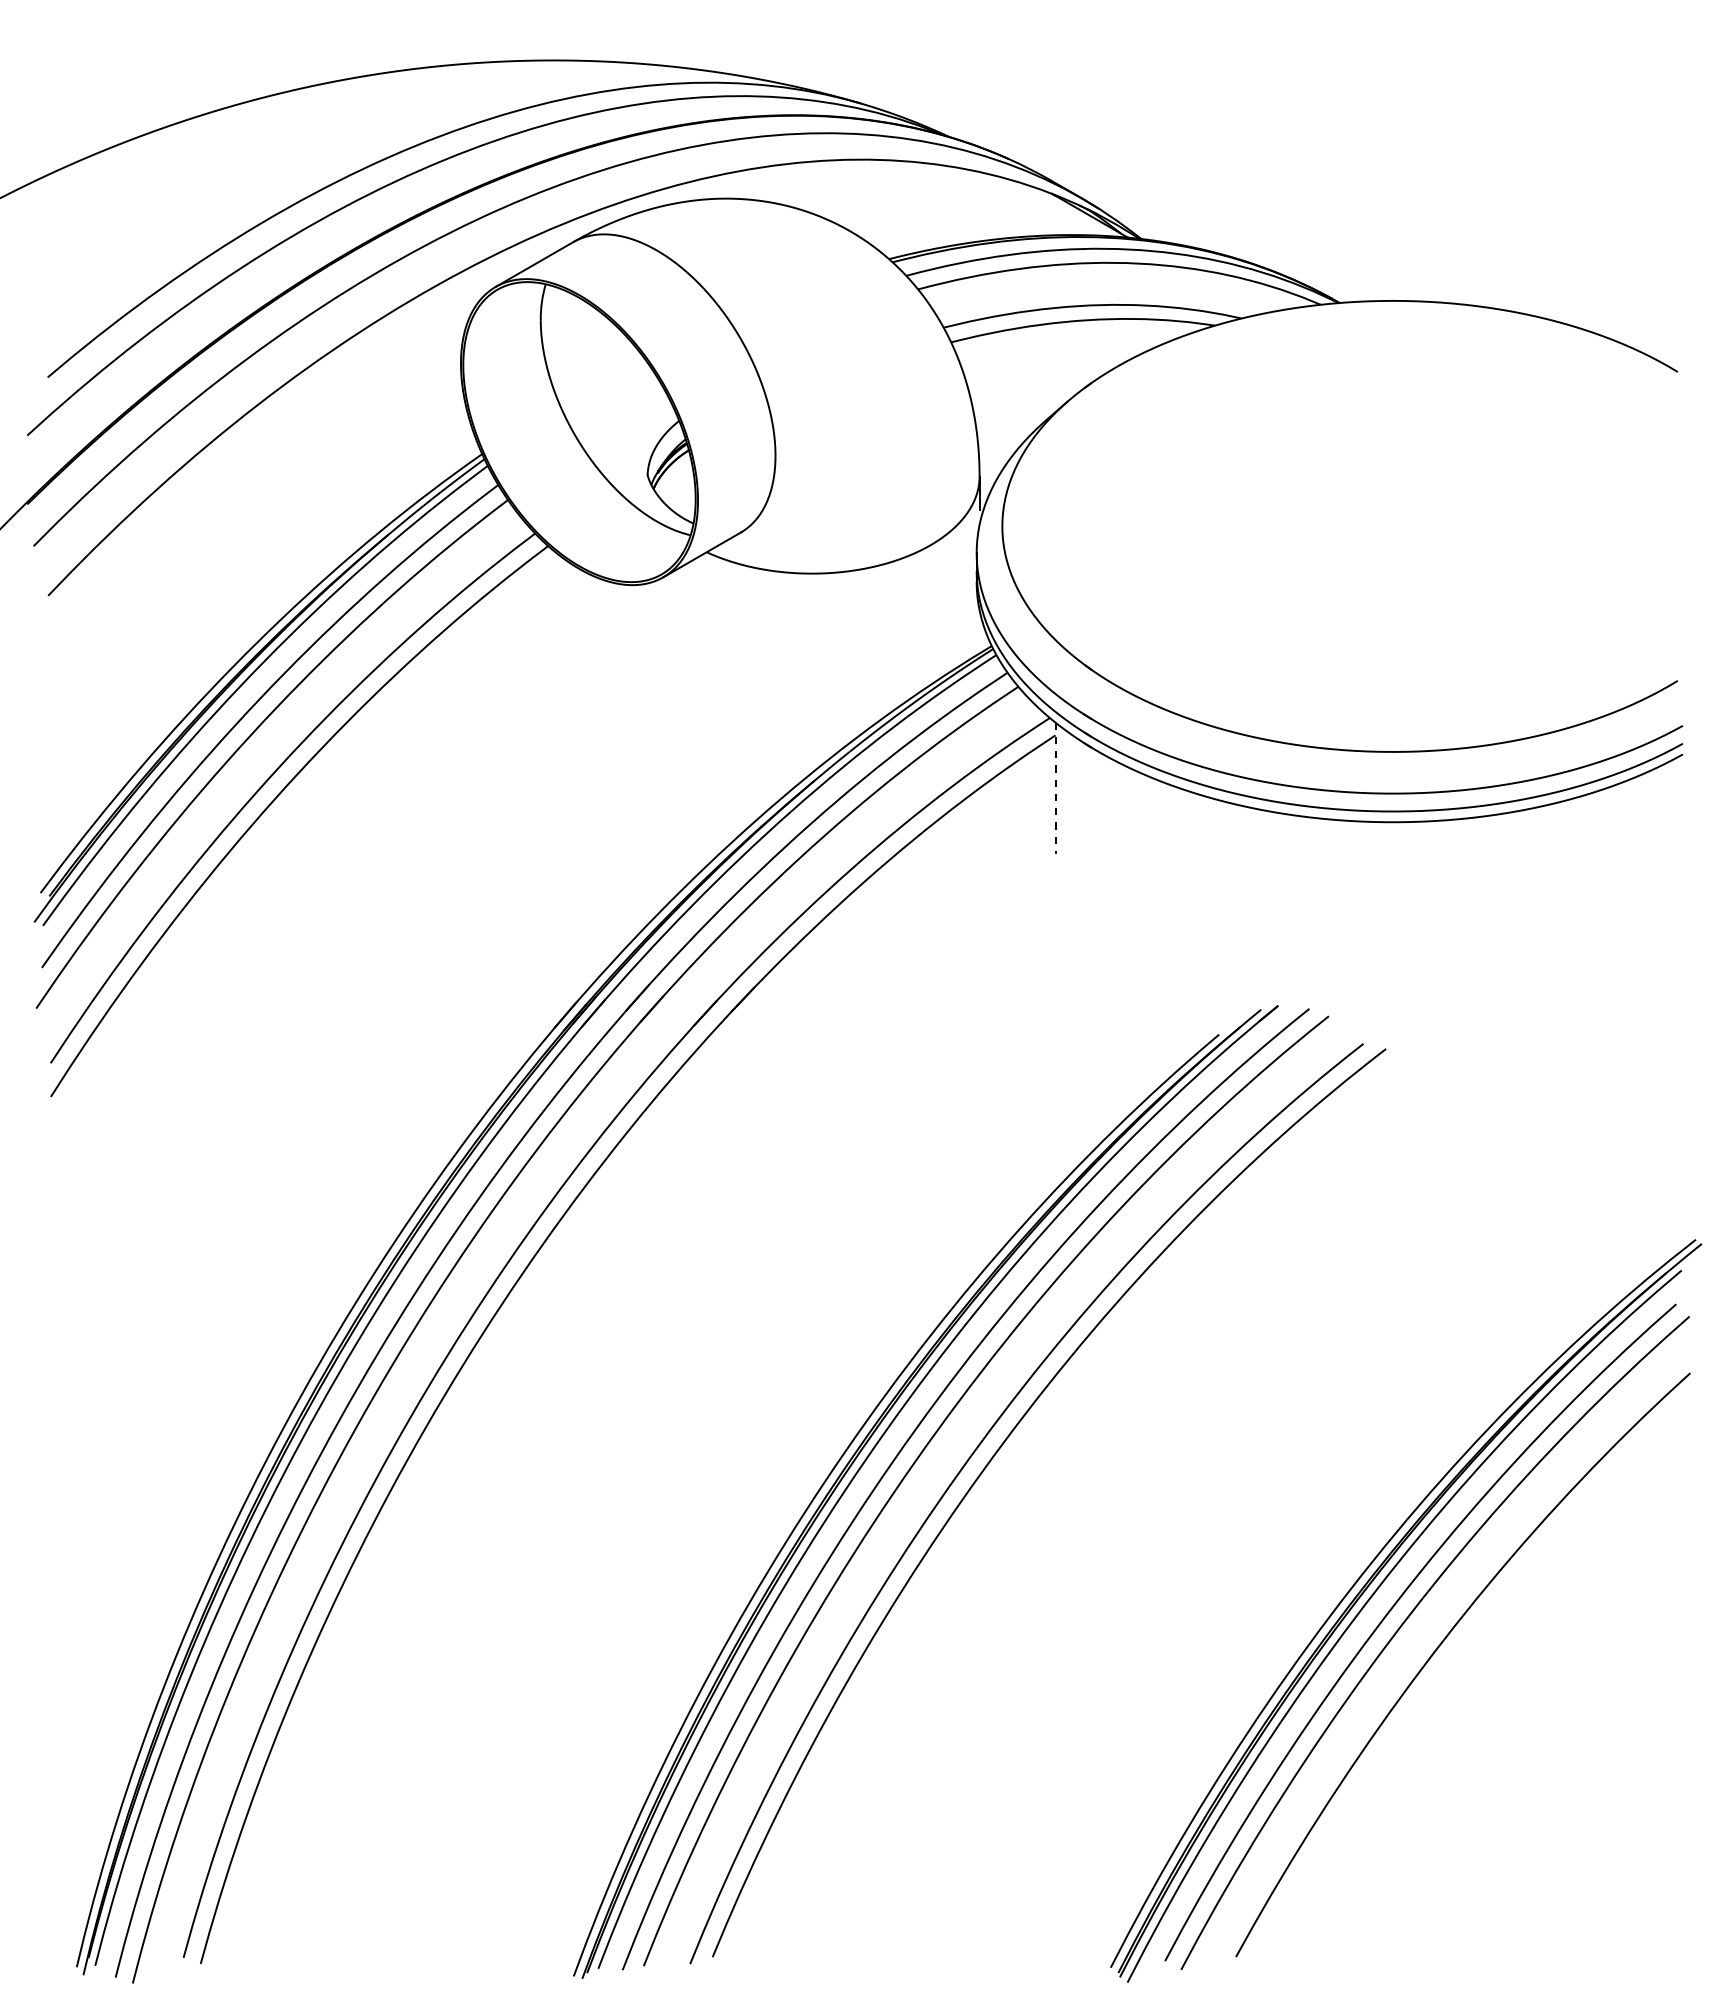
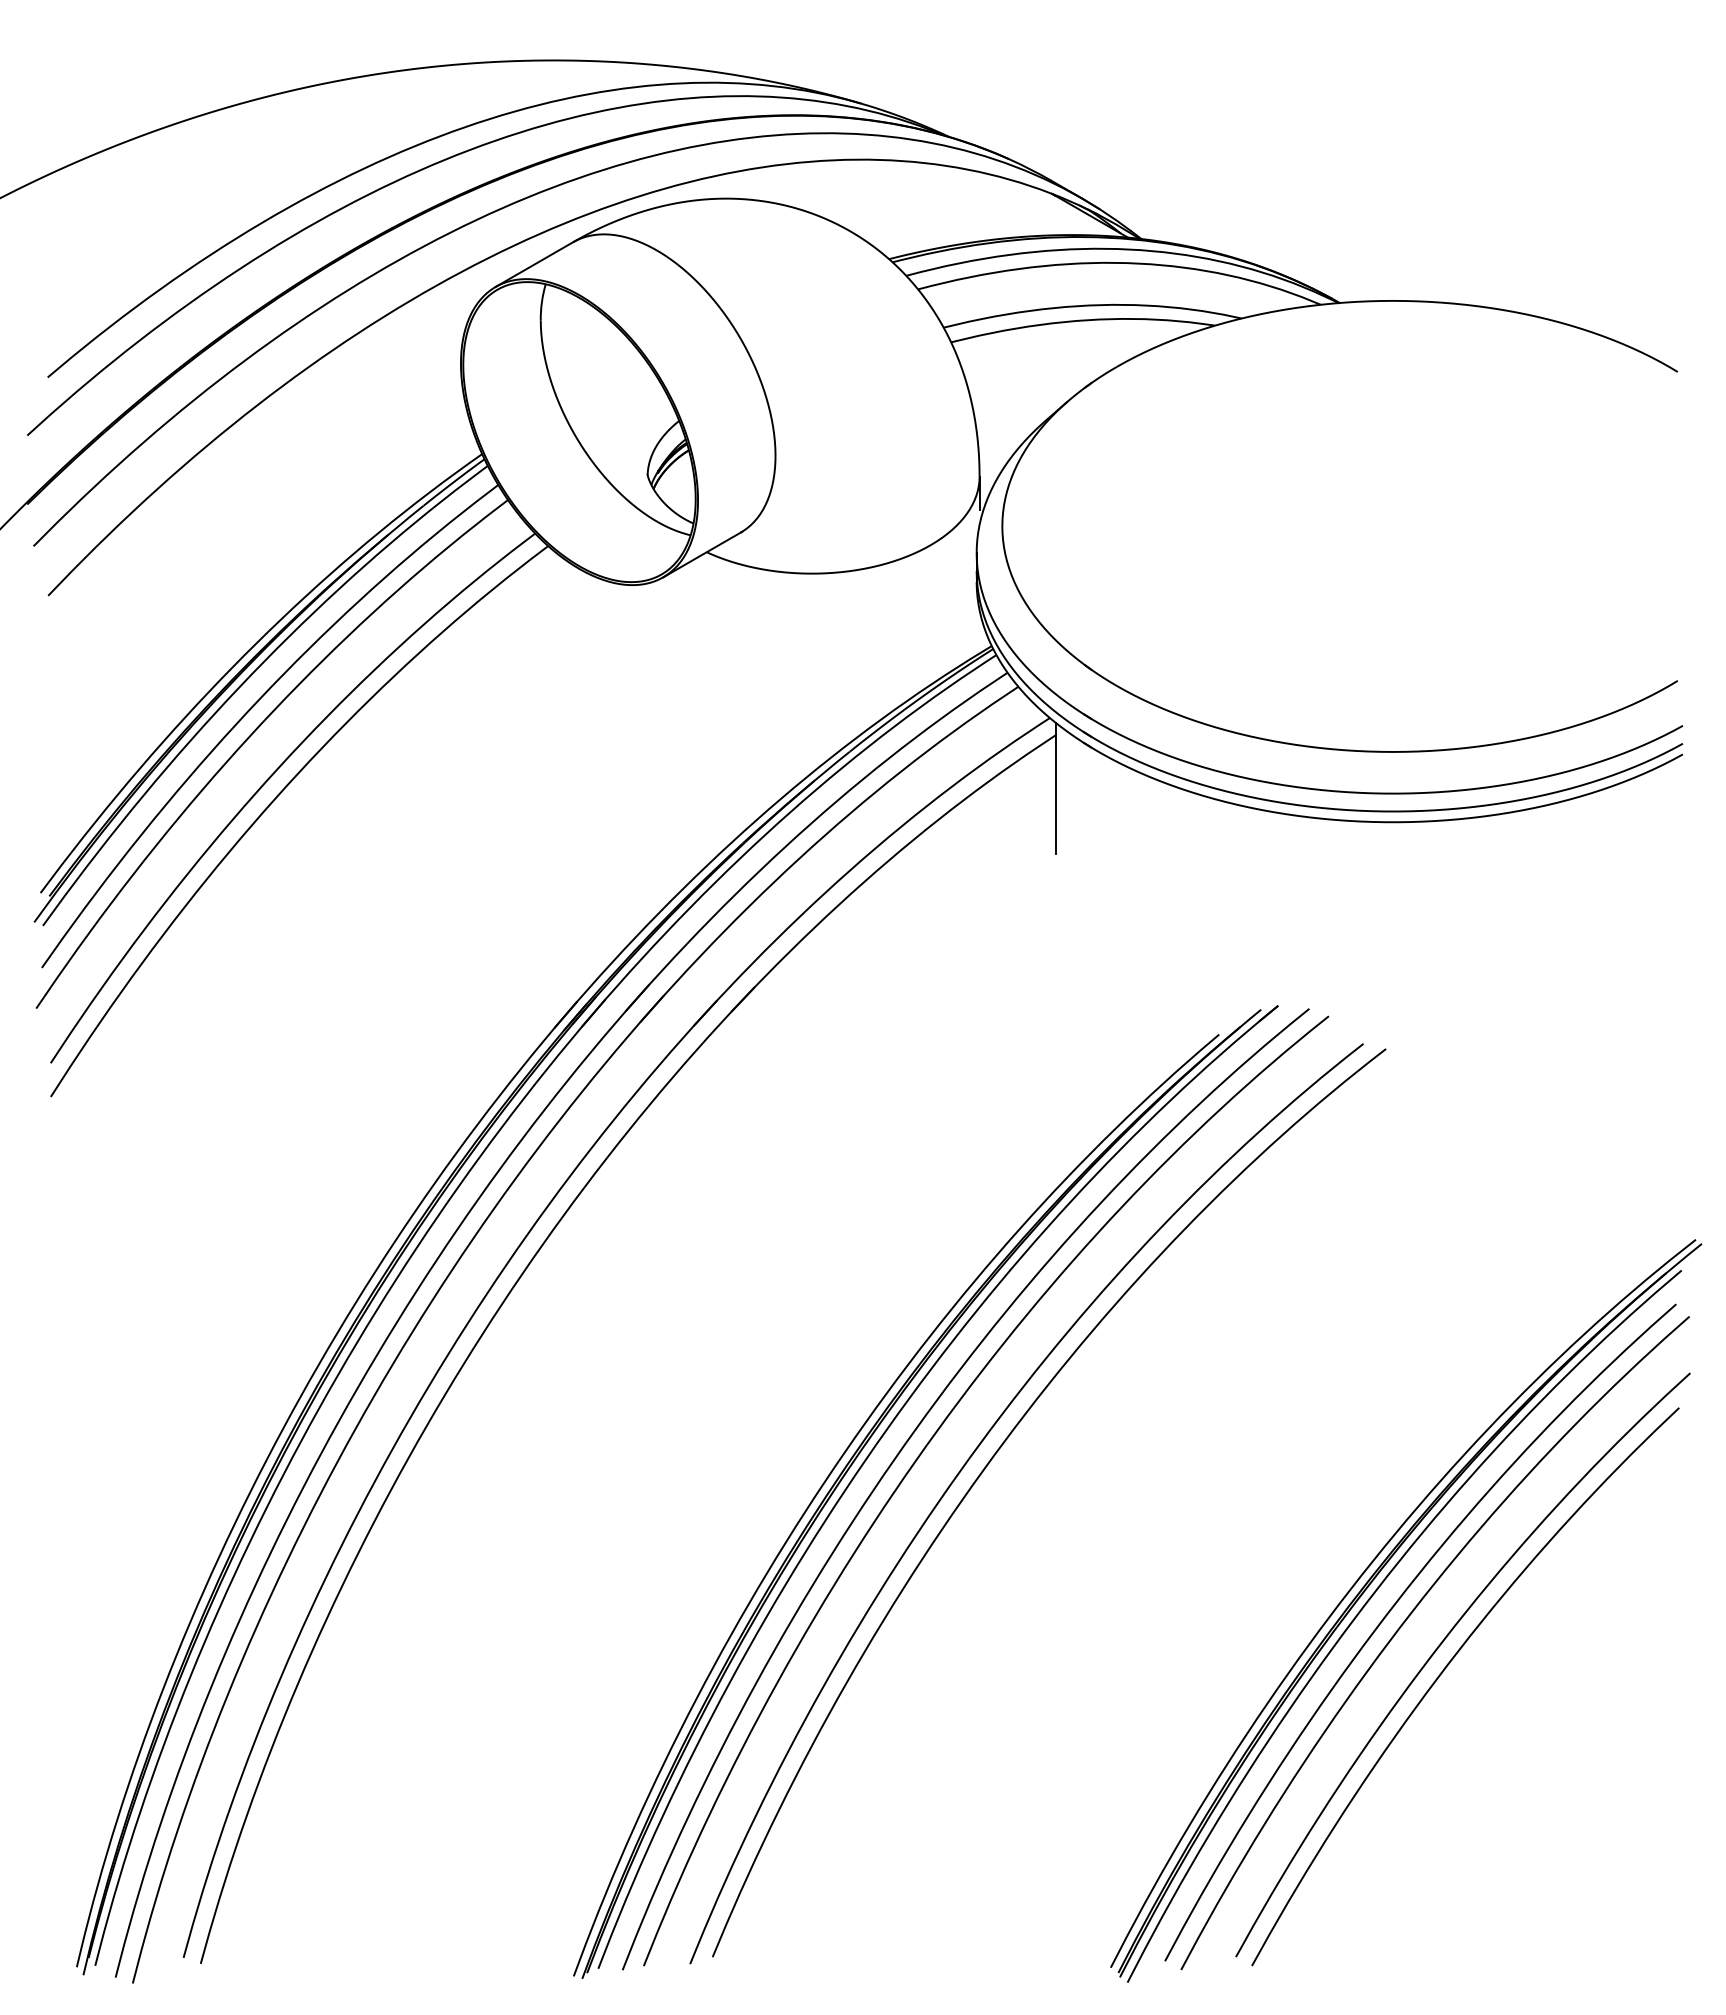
line: dashed -> solid (1055, 788)
curve: none -> present (1443, 1672)
